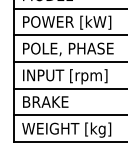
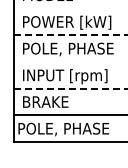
line: present -> none (69, 8)
line: solid -> dashed (71, 35)
line: present -> none (69, 62)
line: solid -> dashed (71, 88)
text: WEIGHT [kg] -> POLE, PHASE (64, 129)
